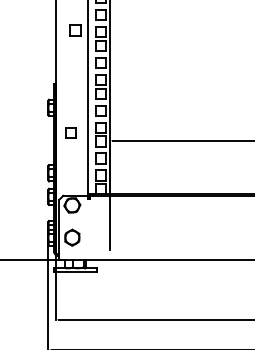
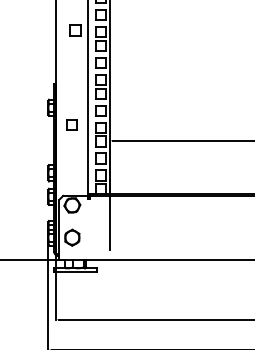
part position: (70, 132) -> (71, 124) (71, 124)
